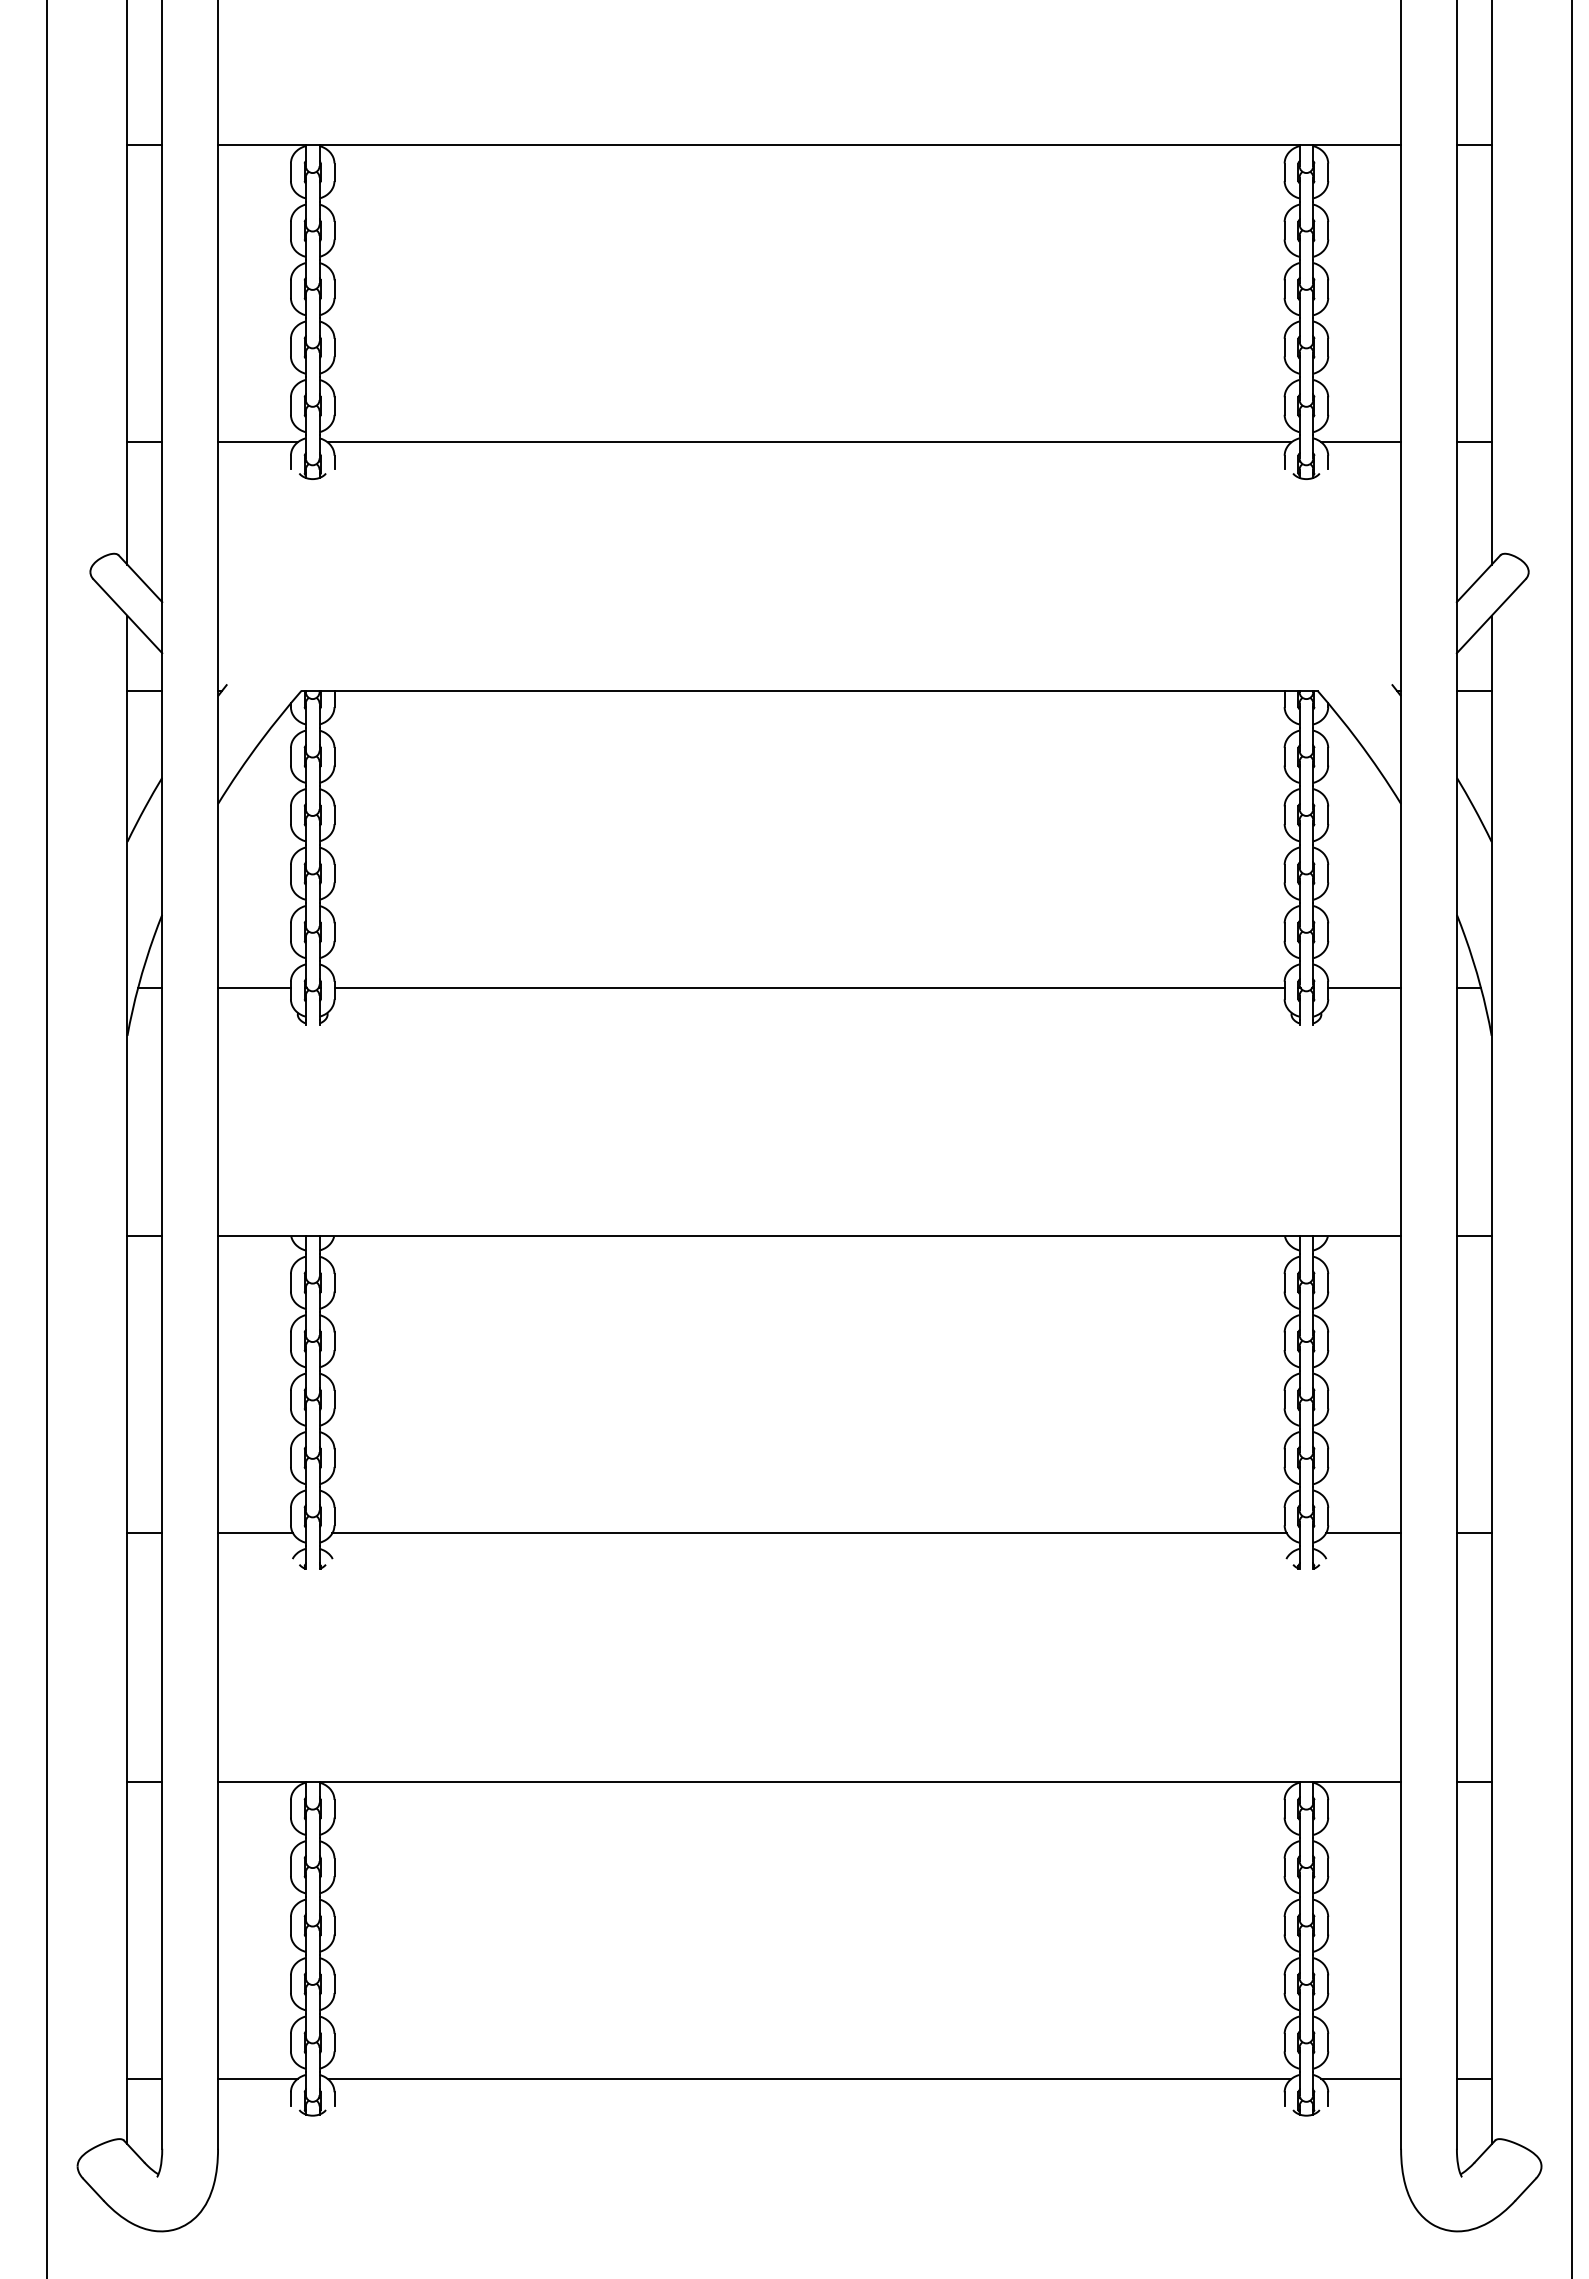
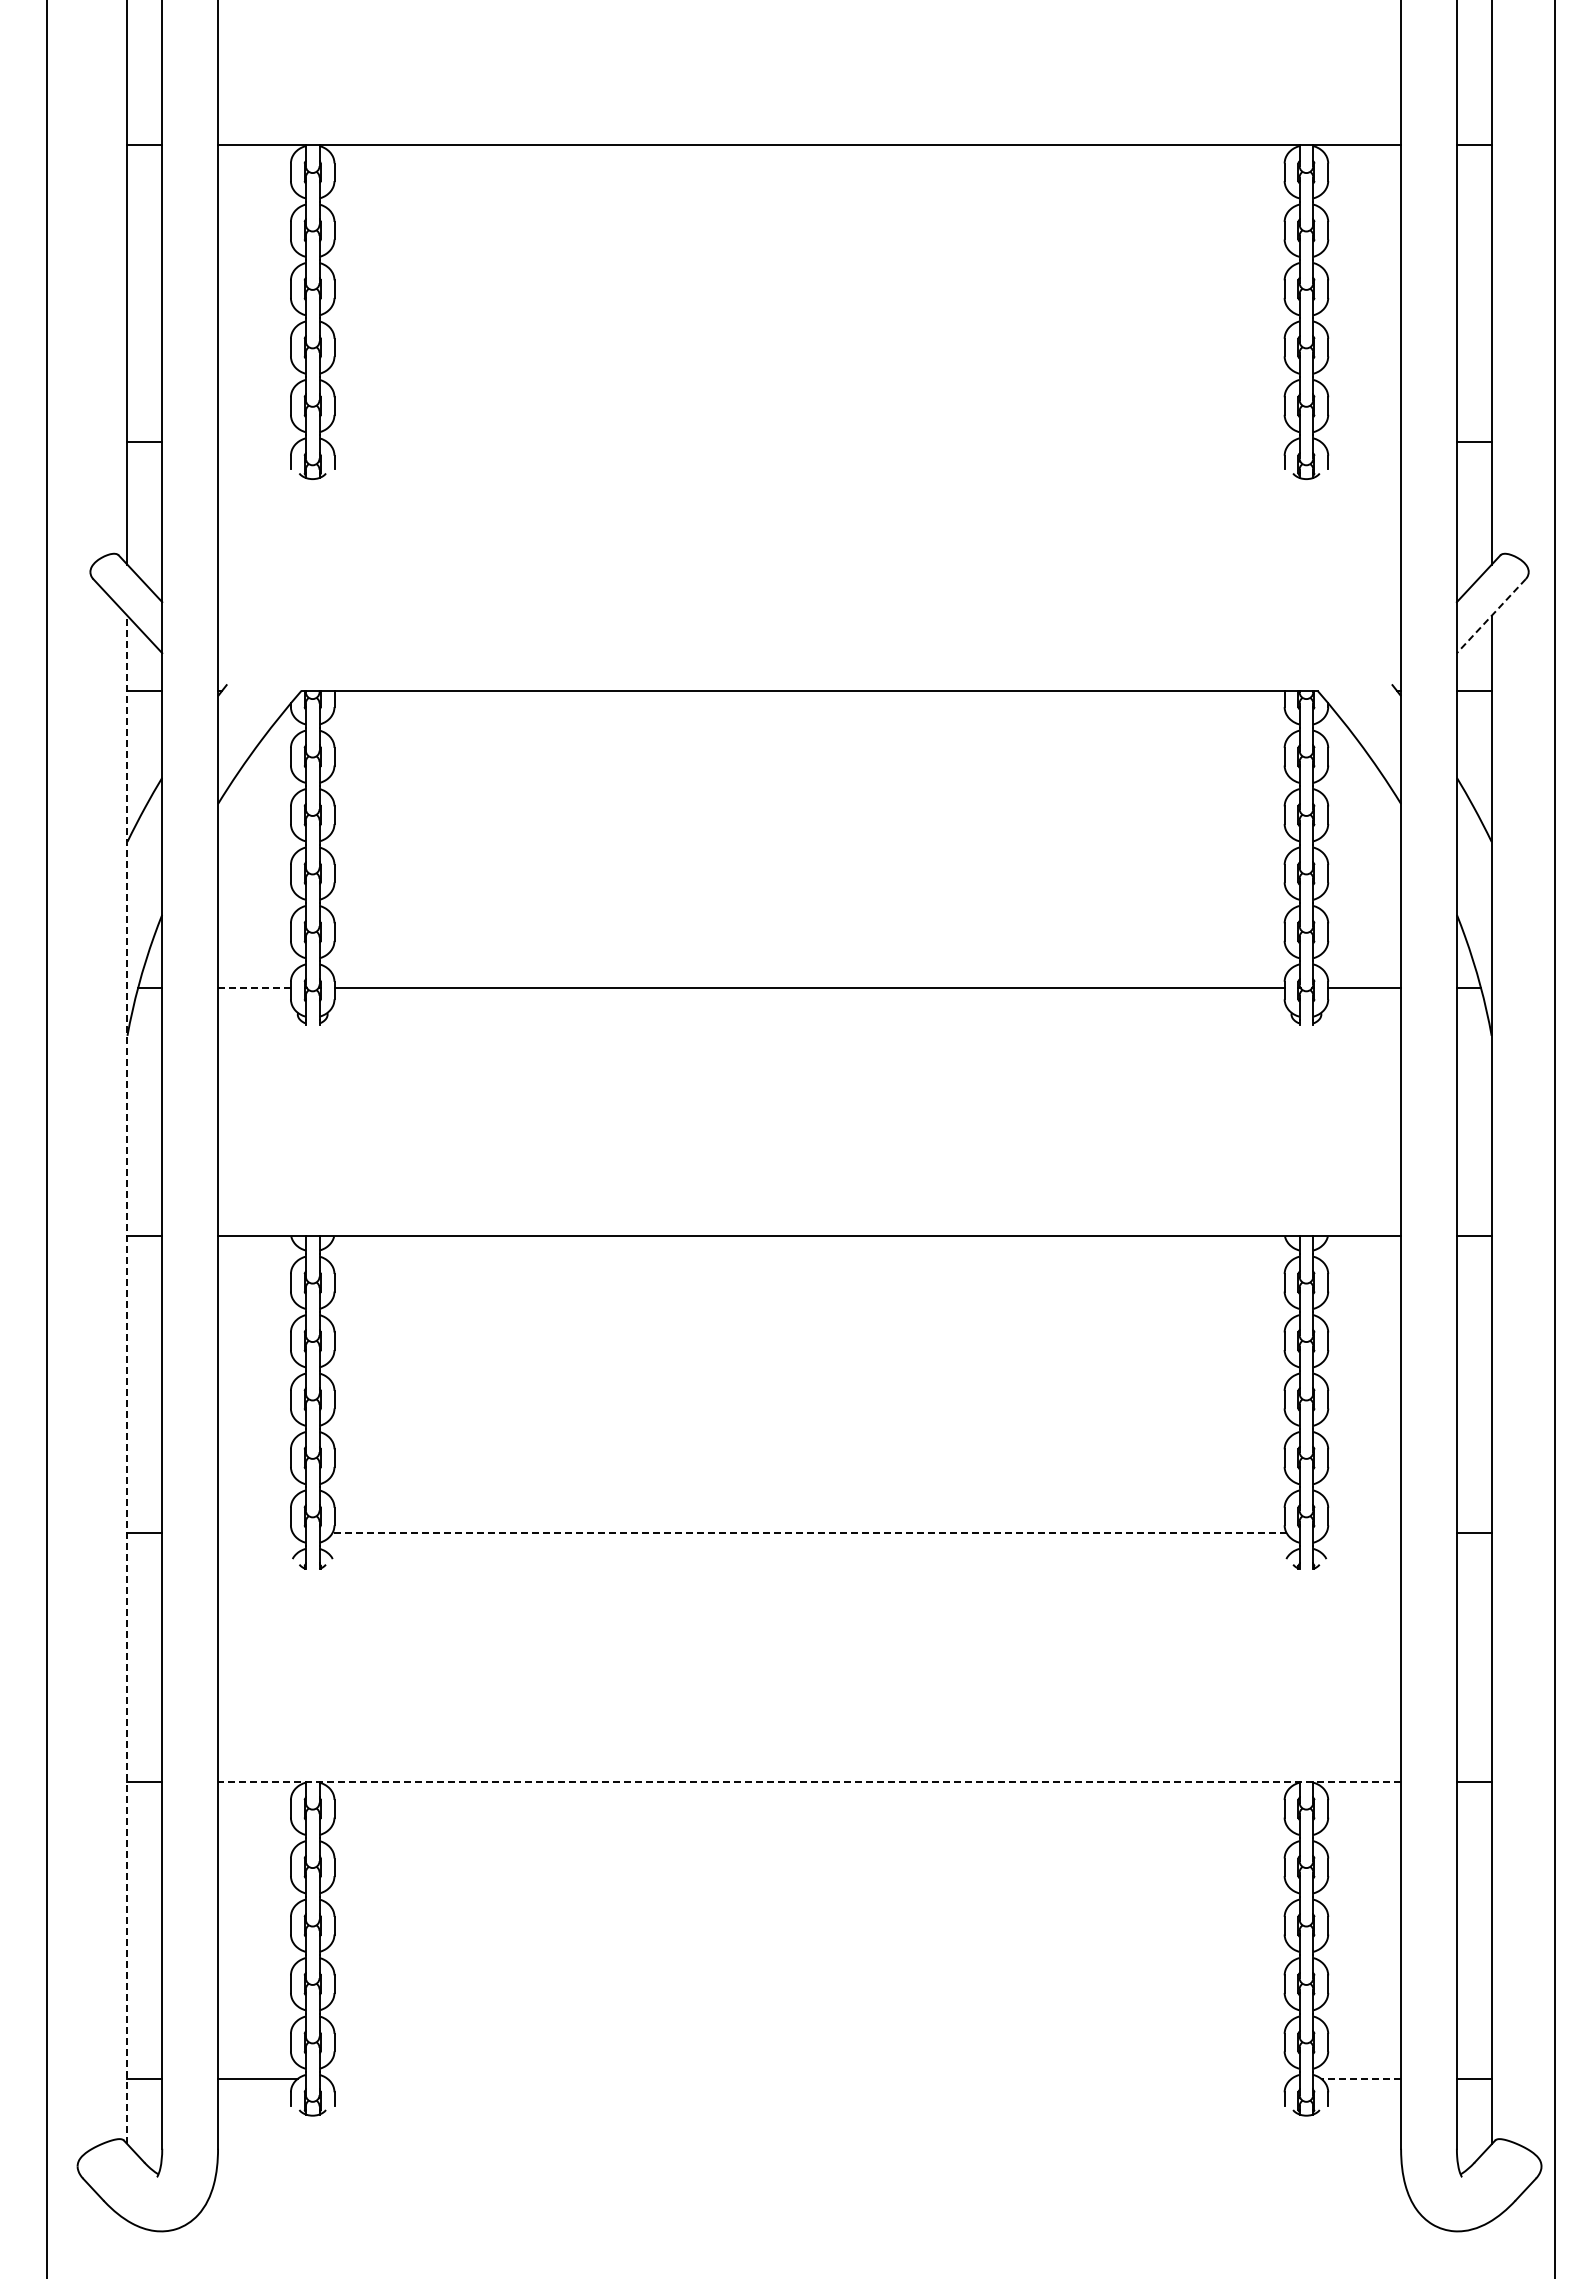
line: present -> none (257, 442)
line: present -> none (809, 442)
line: present -> none (1361, 442)
line: solid -> dashed (1491, 616)
line: solid -> dashed (254, 987)
line position: (1571, 1138) -> (1554, 1138) (1554, 1138)
line: solid -> dashed (127, 1379)
line: present -> none (255, 1533)
line: solid -> dashed (809, 1533)
line: present -> none (1363, 1533)
line: solid -> dashed (809, 1781)
line: present -> none (809, 2078)
line: solid -> dashed (1361, 2078)
